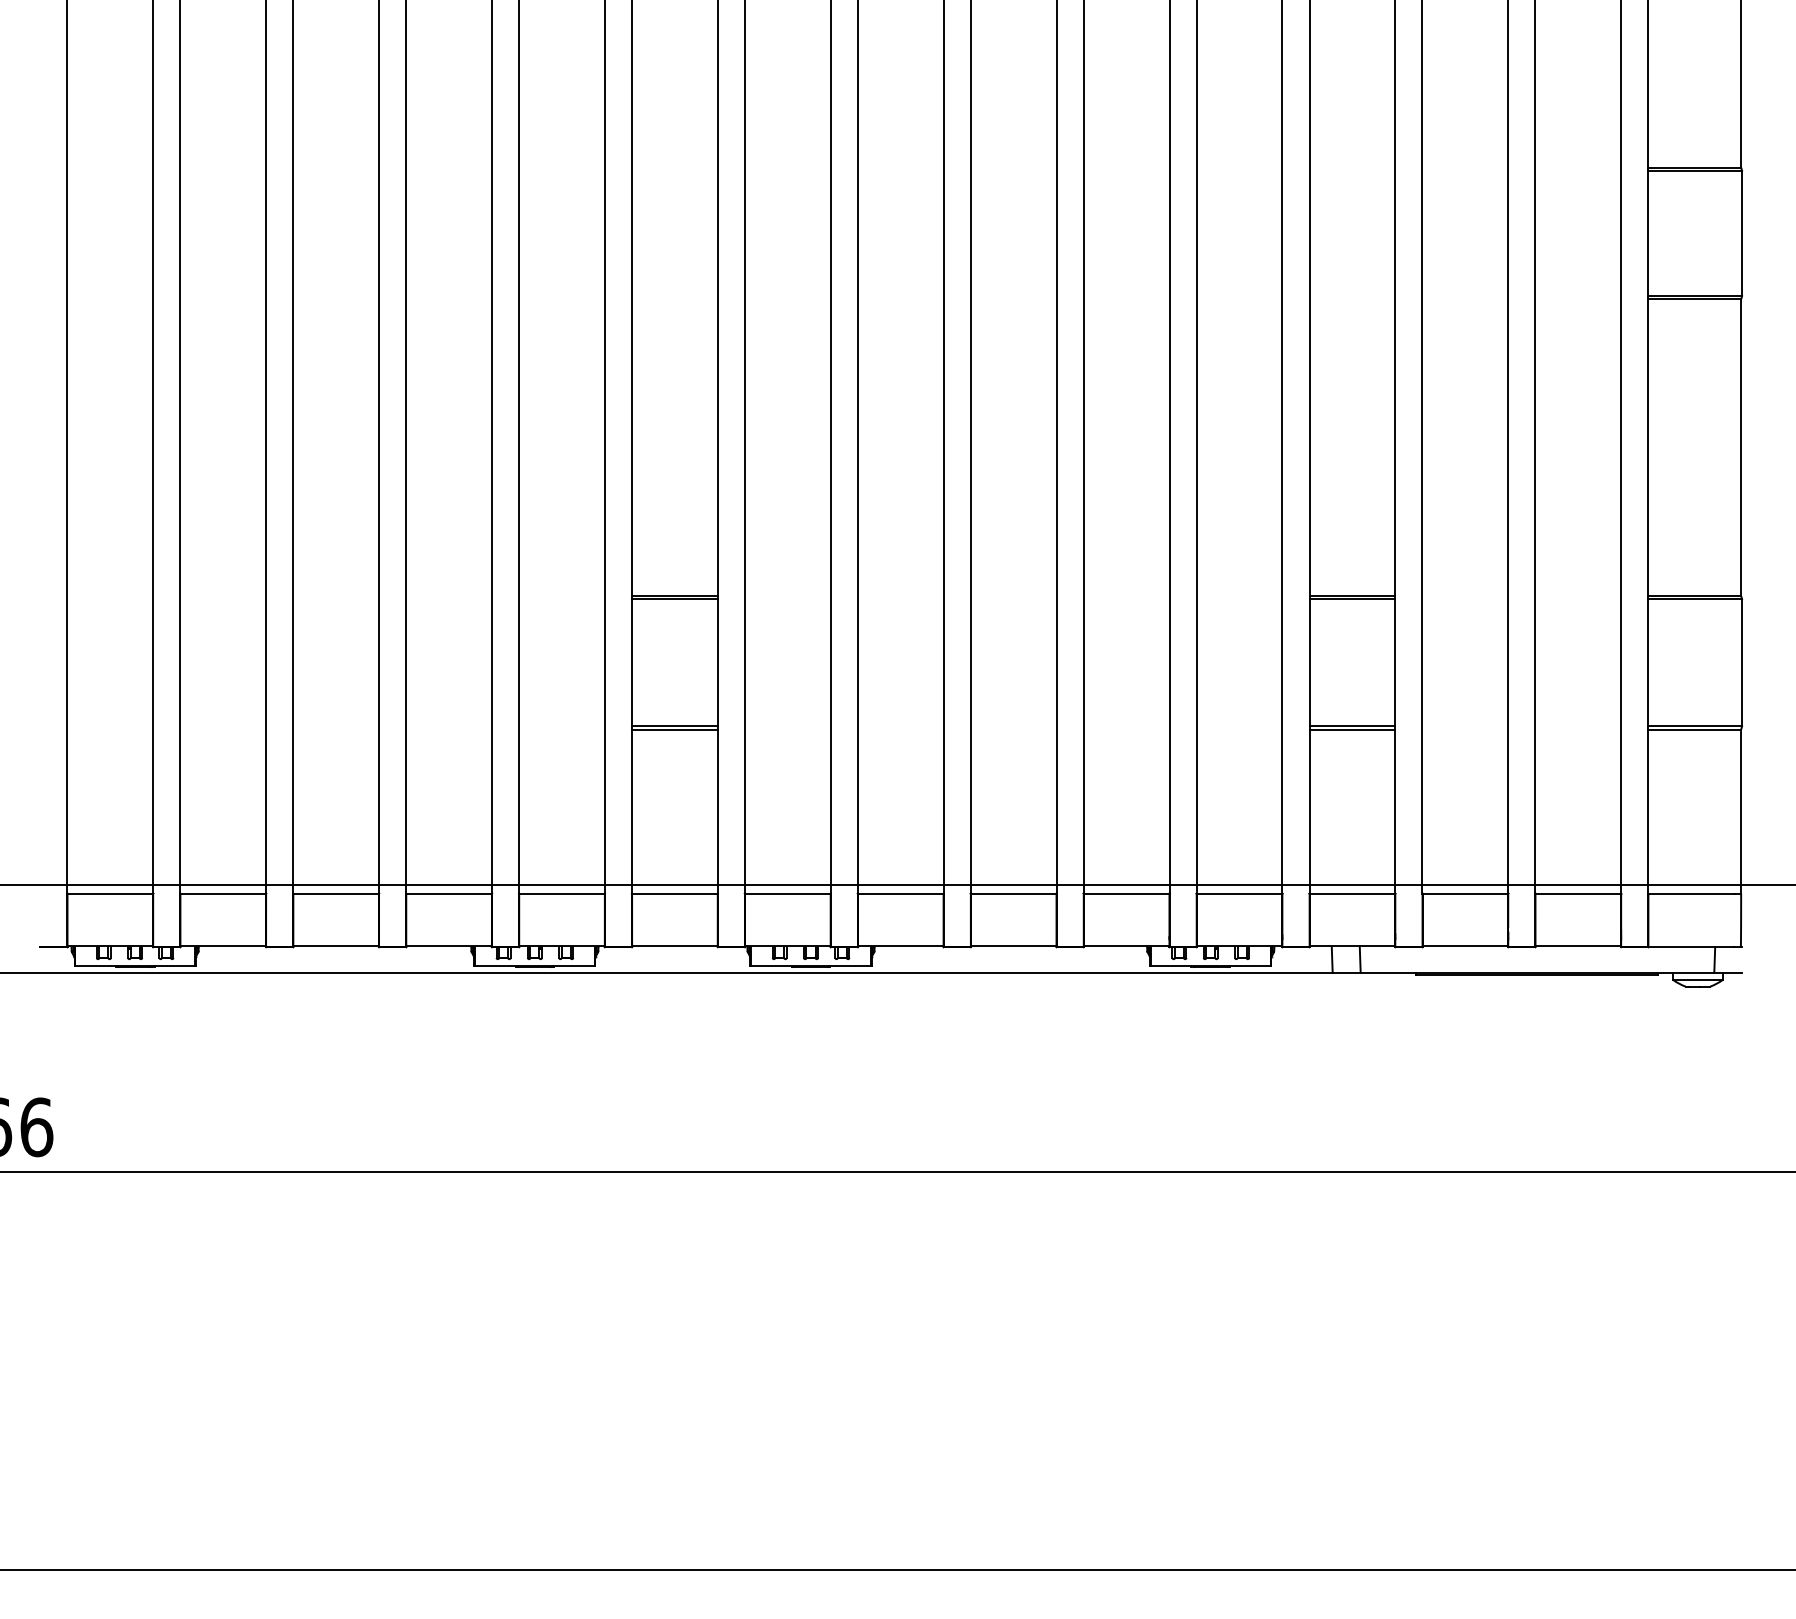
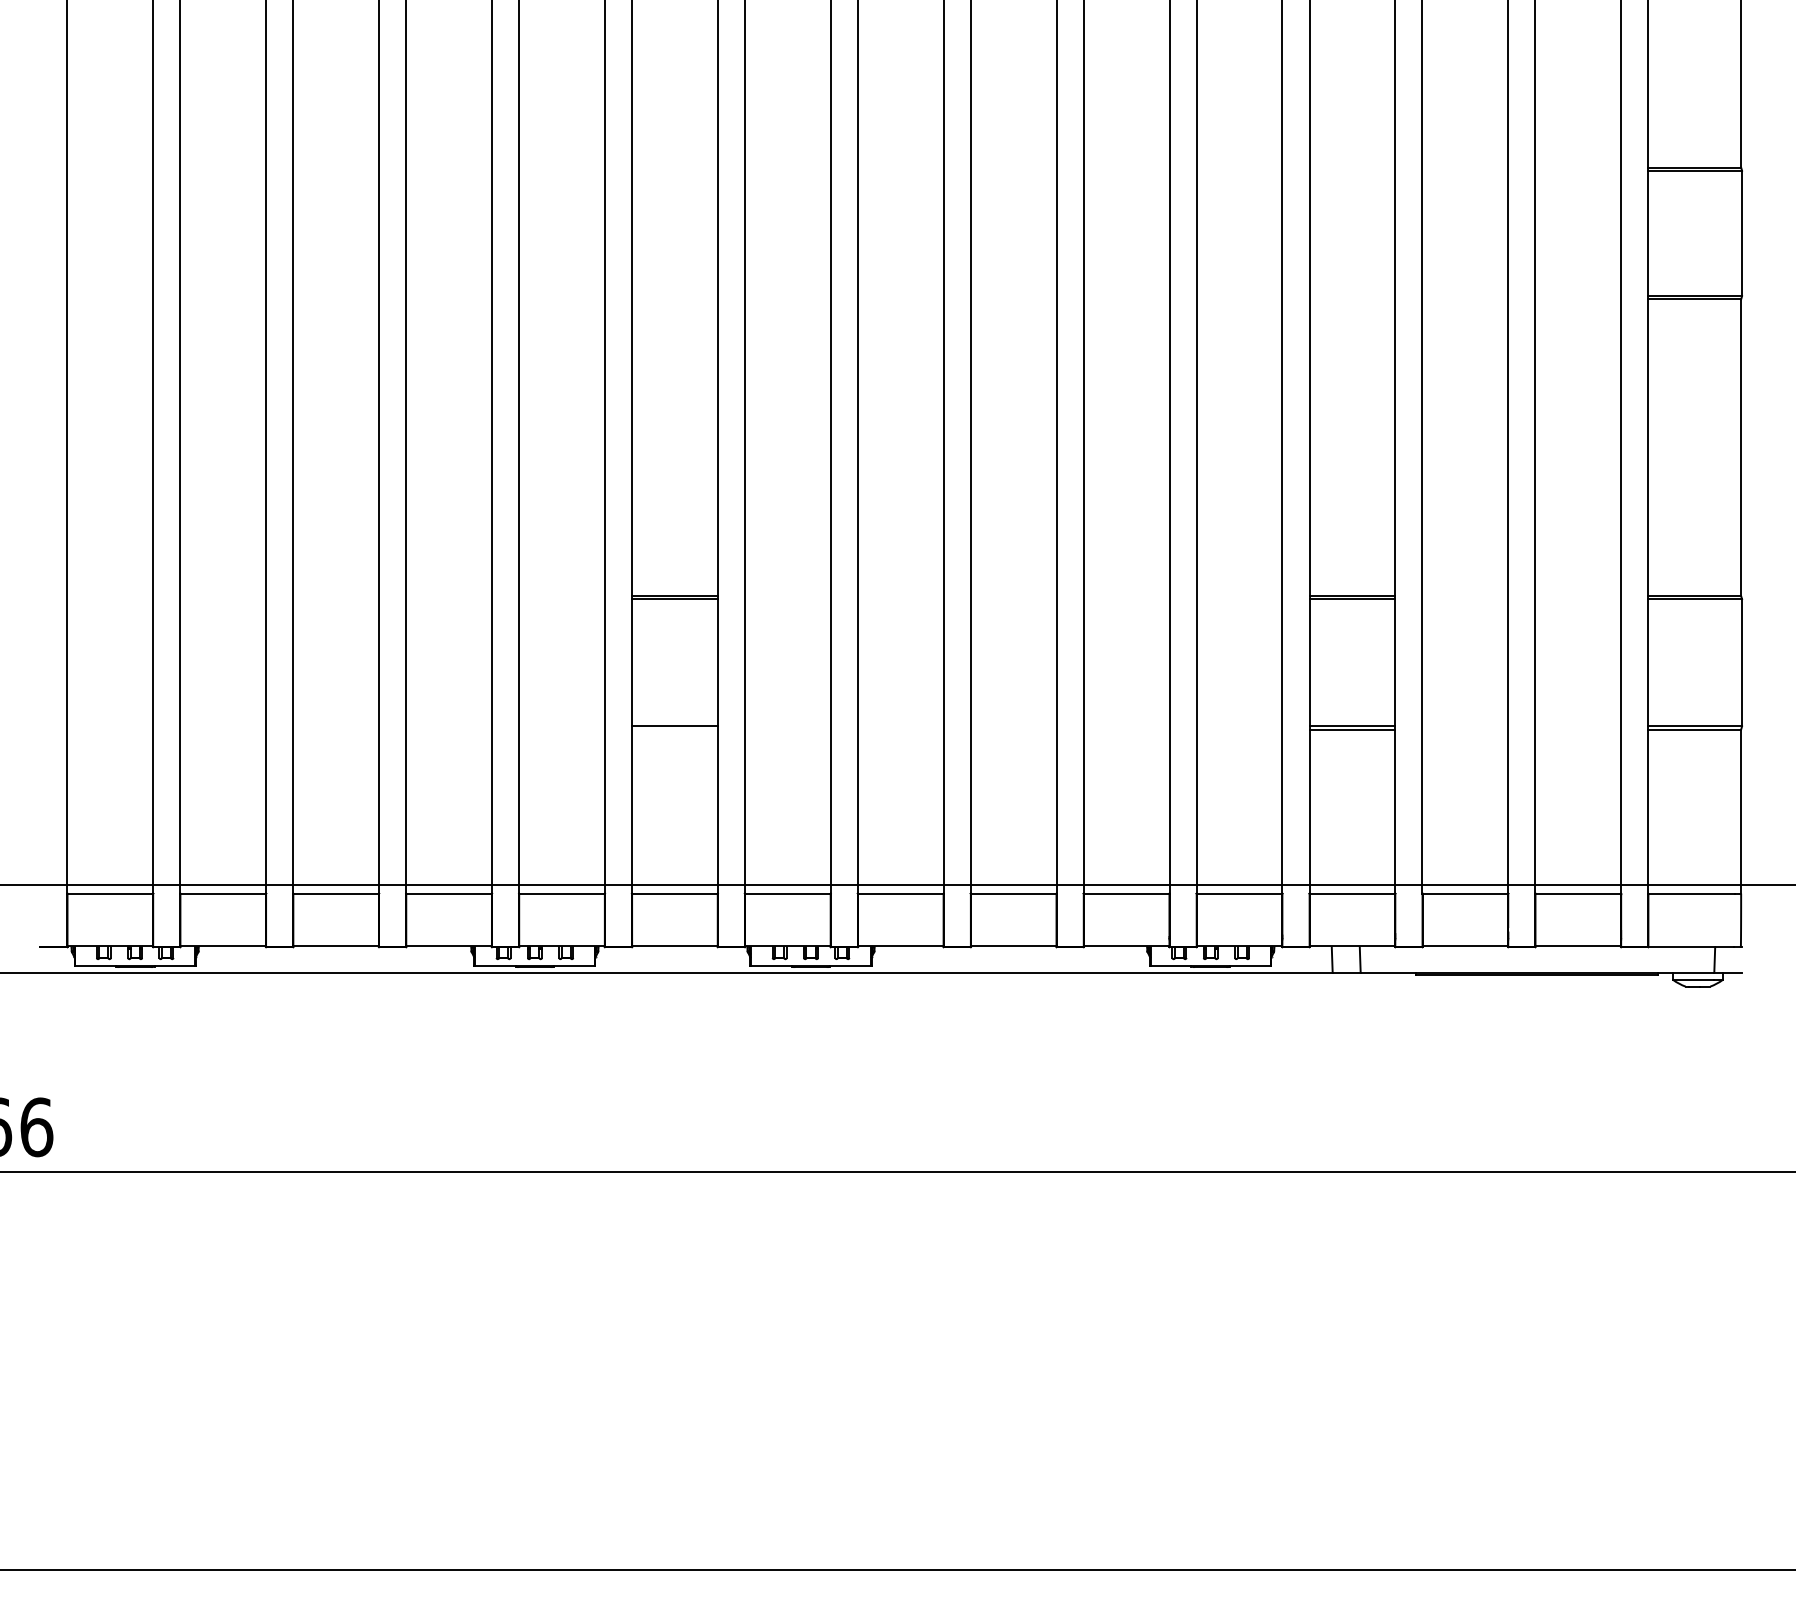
line: present -> none (674, 729)
